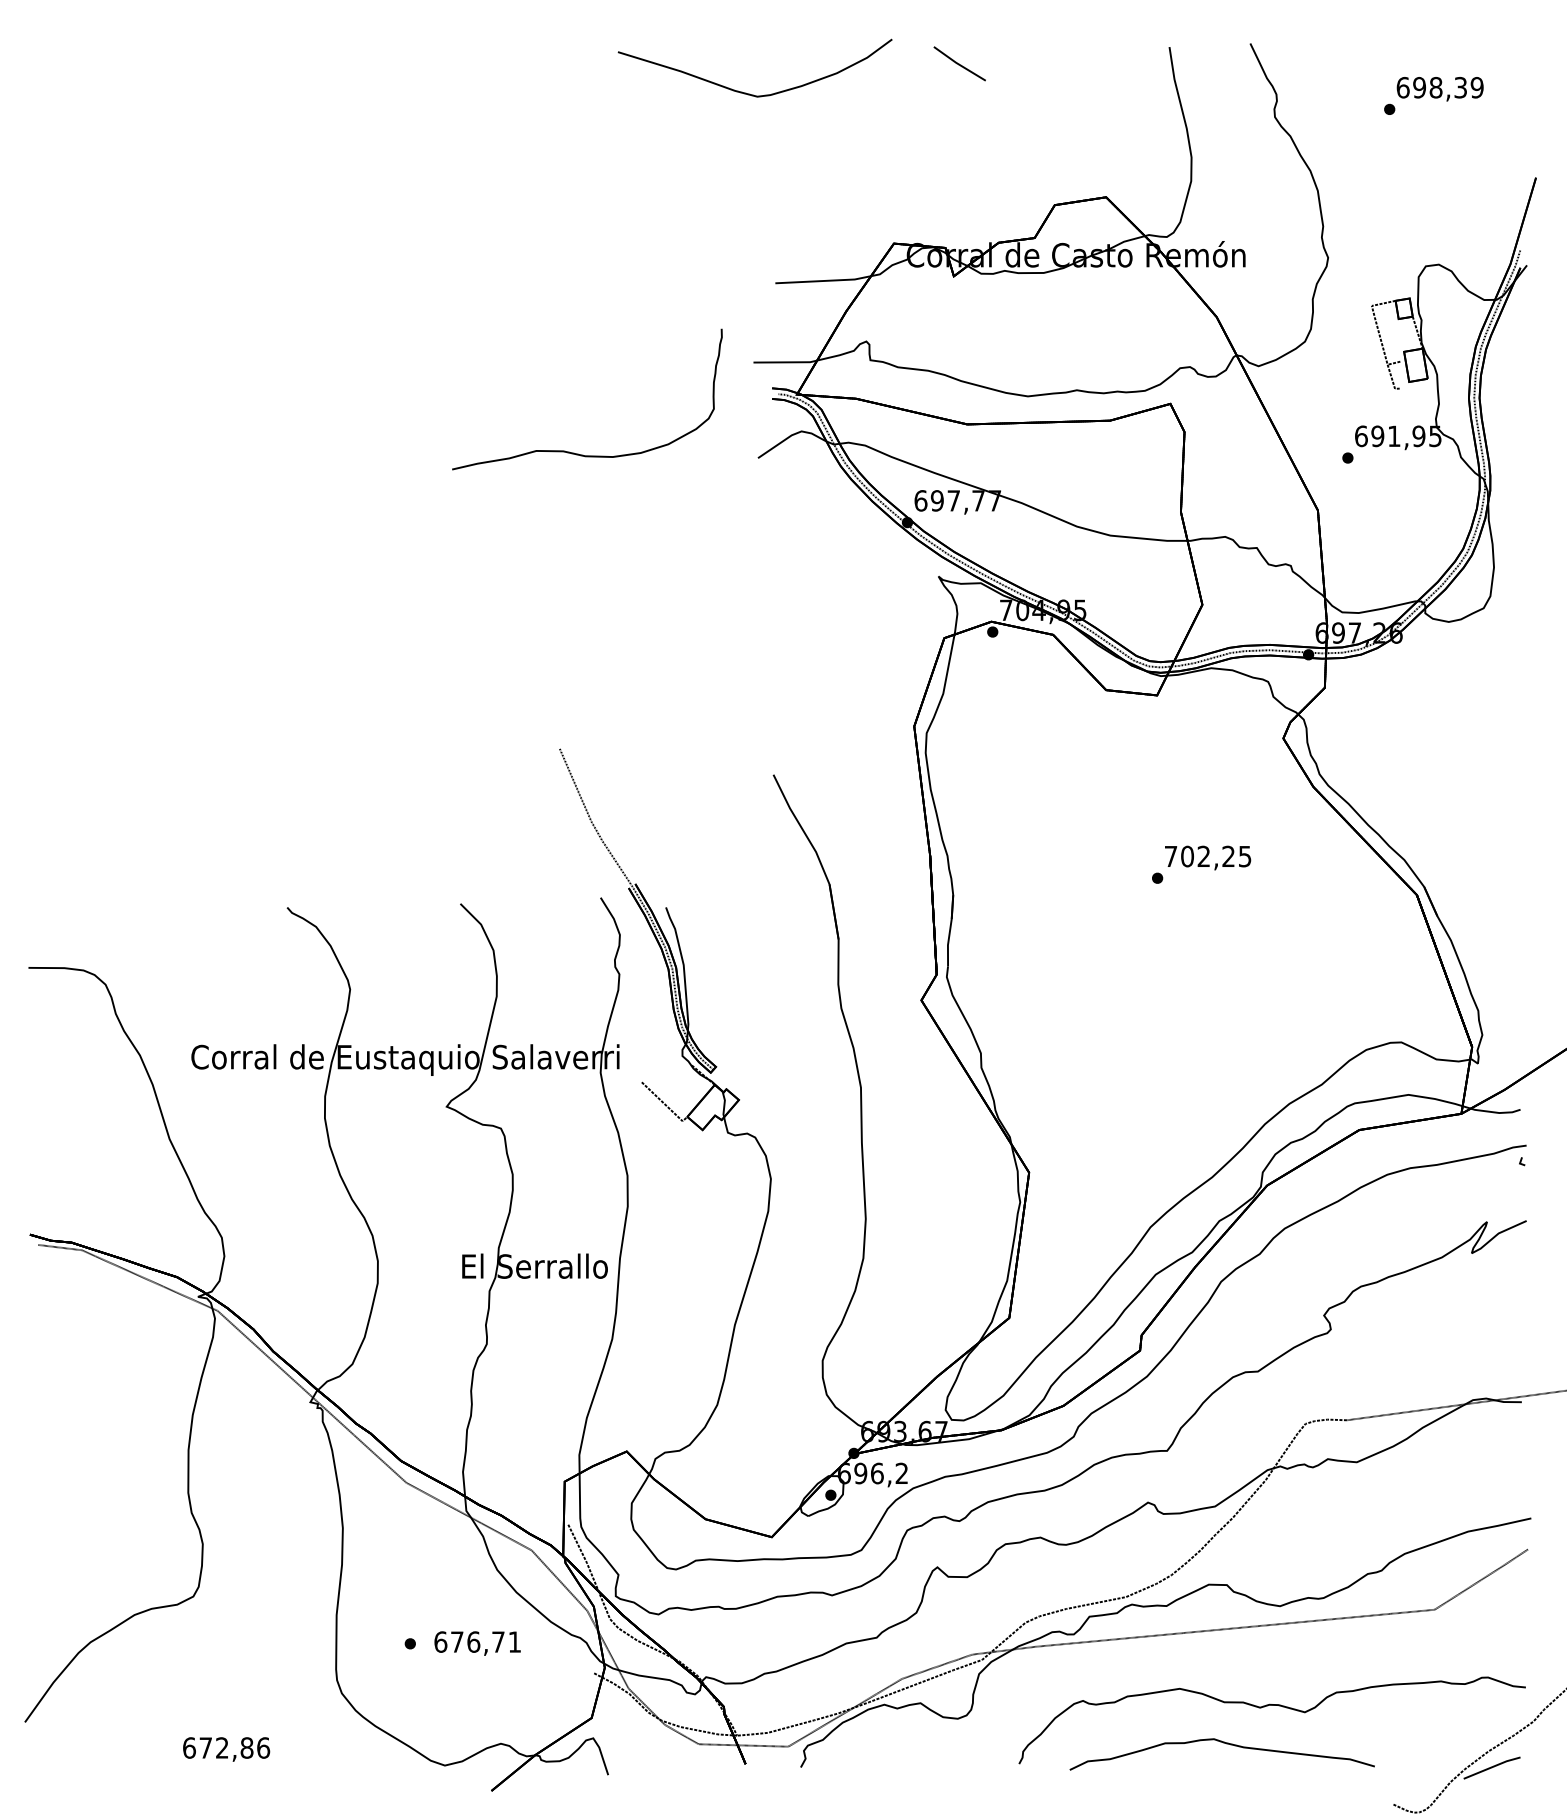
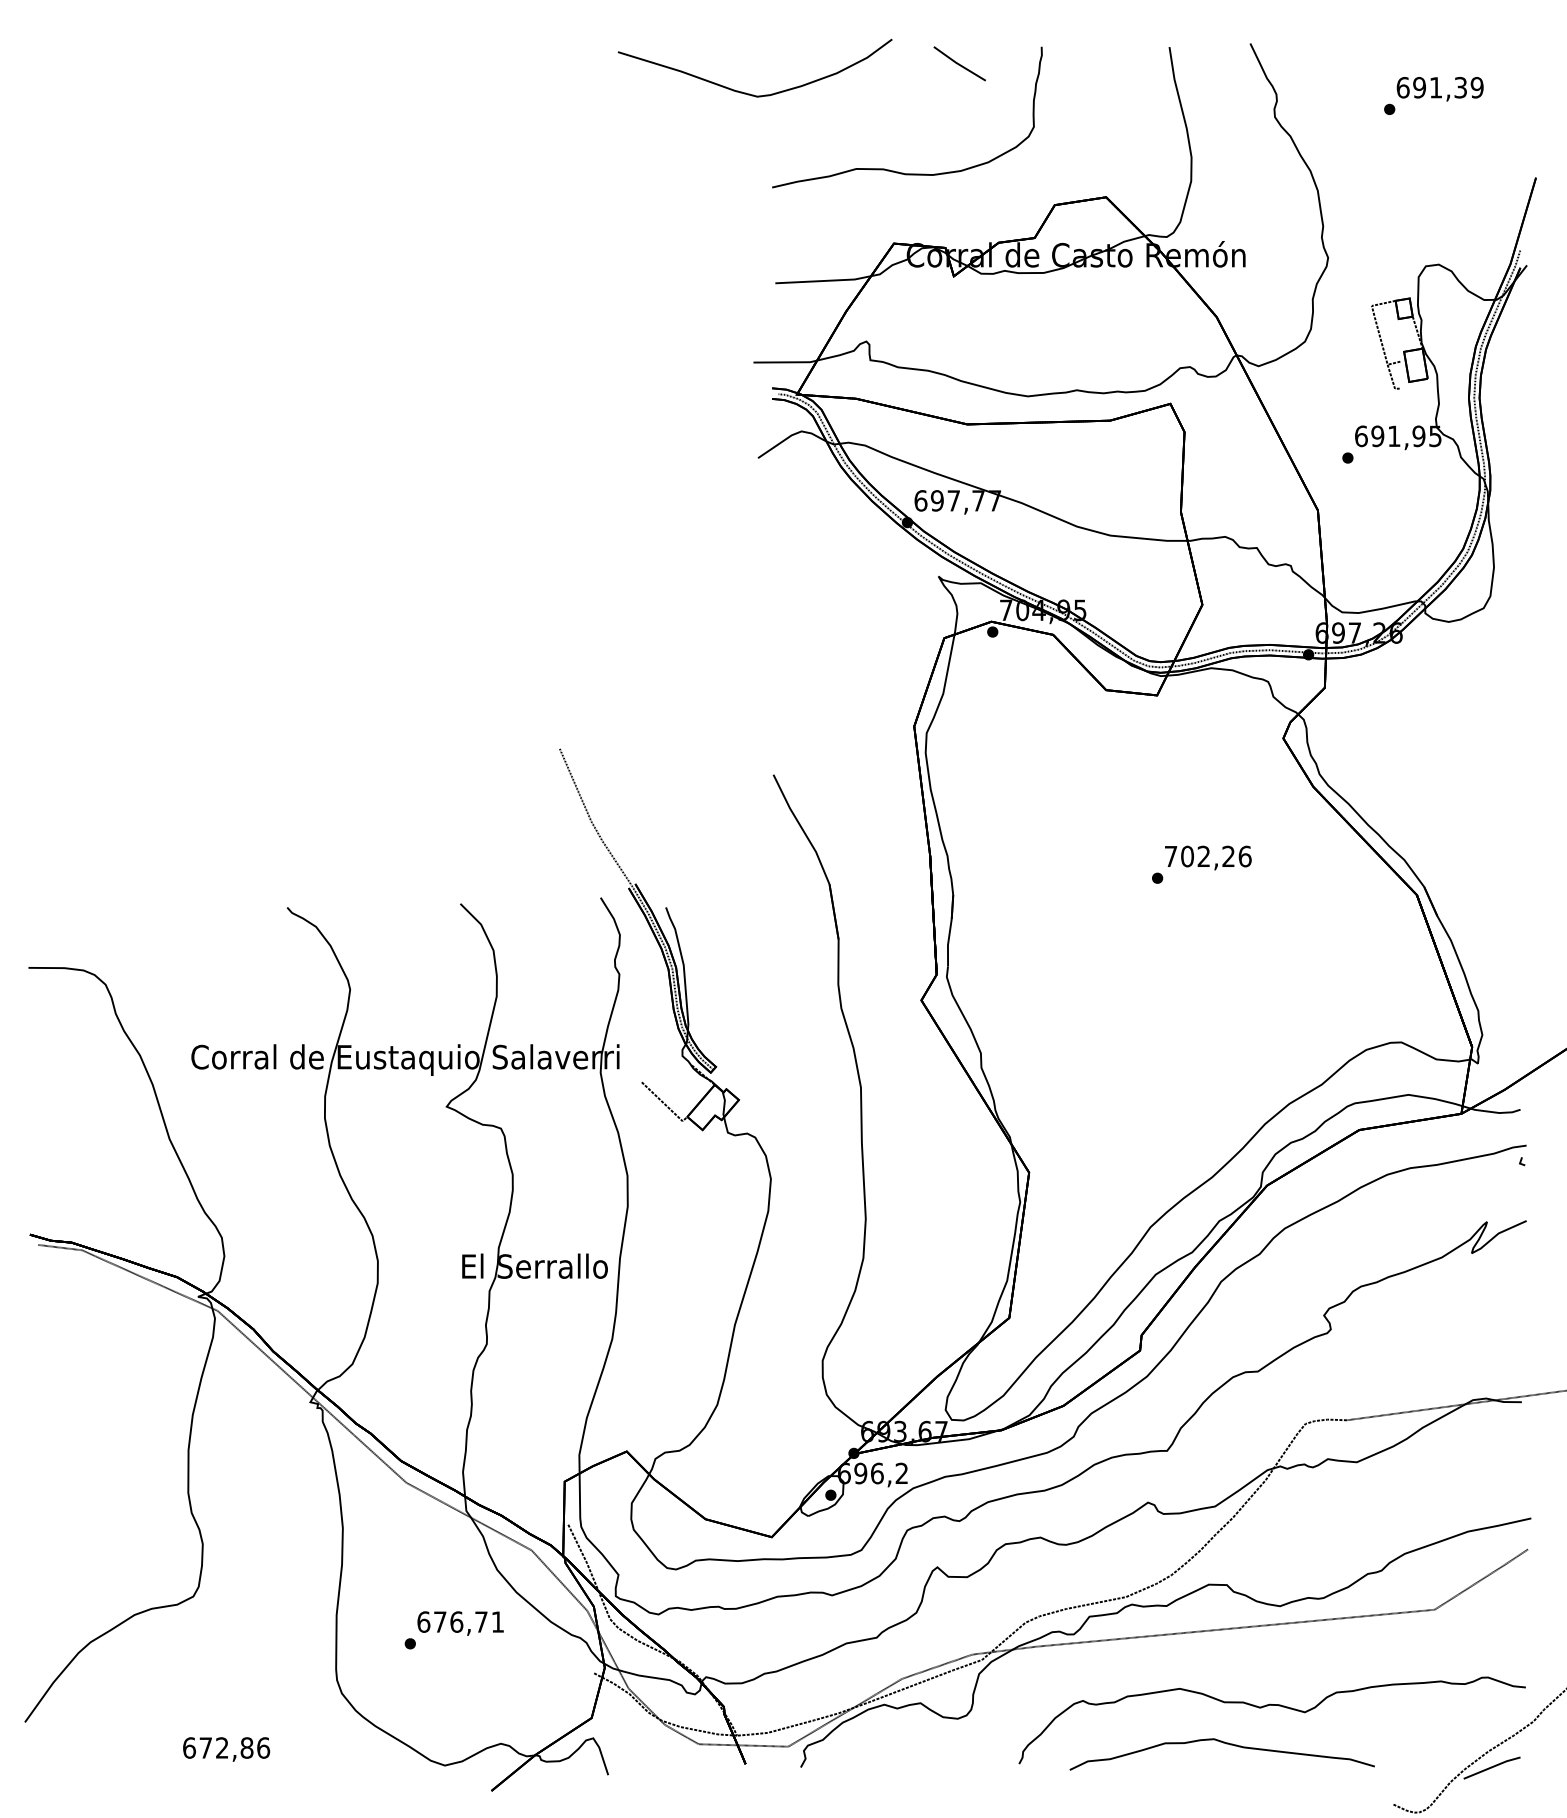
text: 698,39 -> 691,39 (1435, 87)
curve position: (574, 452) -> (894, 170) (894, 170)
text: 702,25 -> 702,26 (1244, 856)
text position: (477, 1643) -> (460, 1623) (460, 1623)
